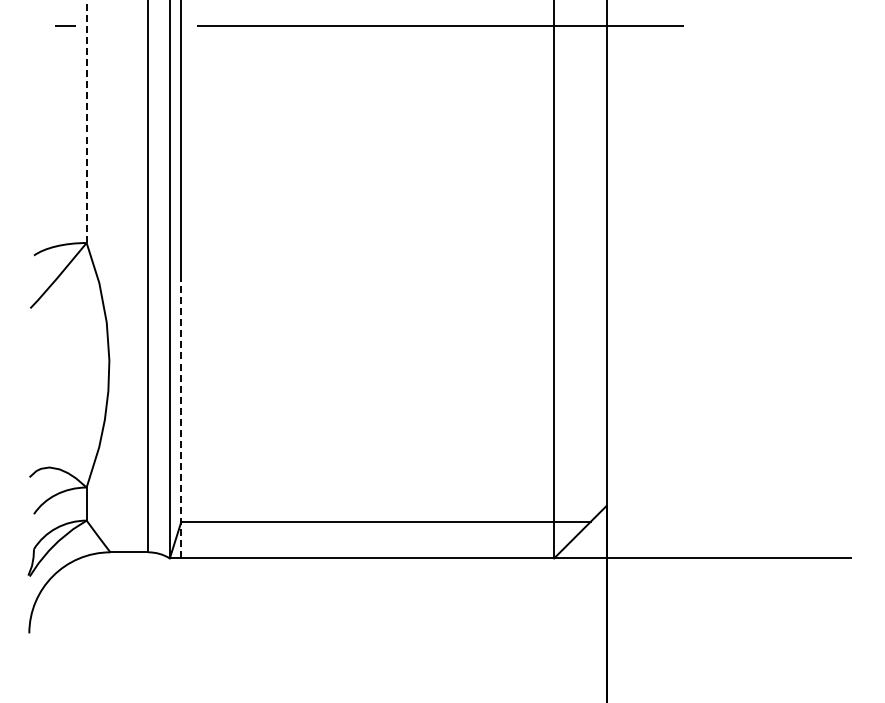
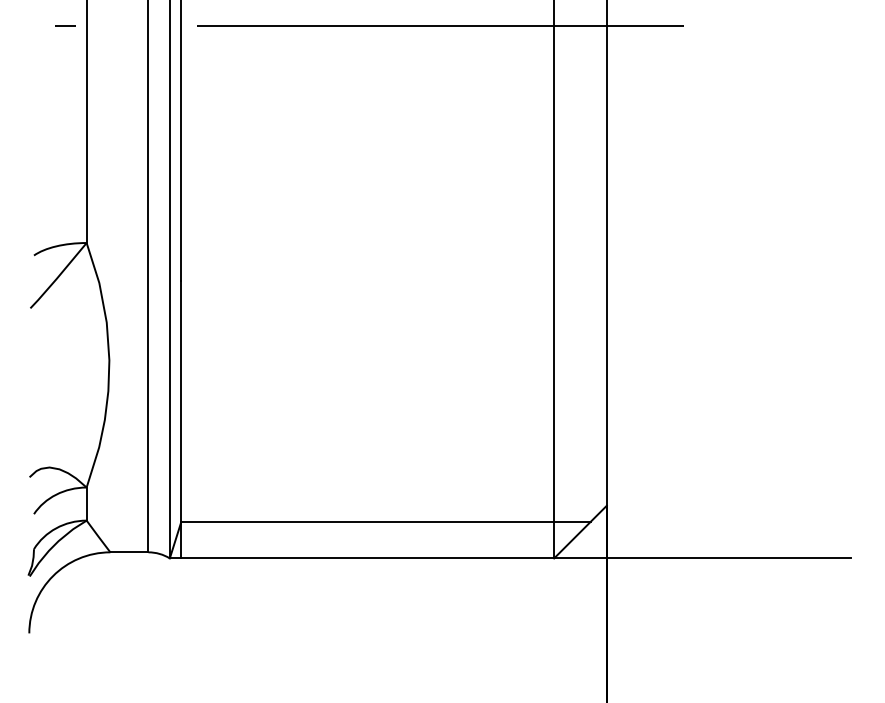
line: dashed -> solid (86, 121)
line: dashed -> solid (181, 419)
